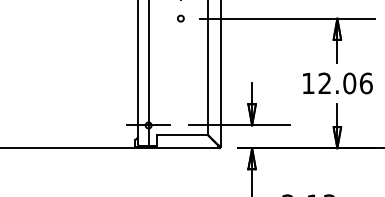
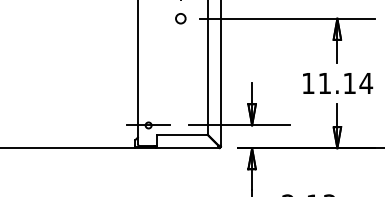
circle size: 8x9 px -> 12x12 px (180, 18)
line: present -> none (148, 74)
text: 12.06 -> 11.14 (345, 83)
